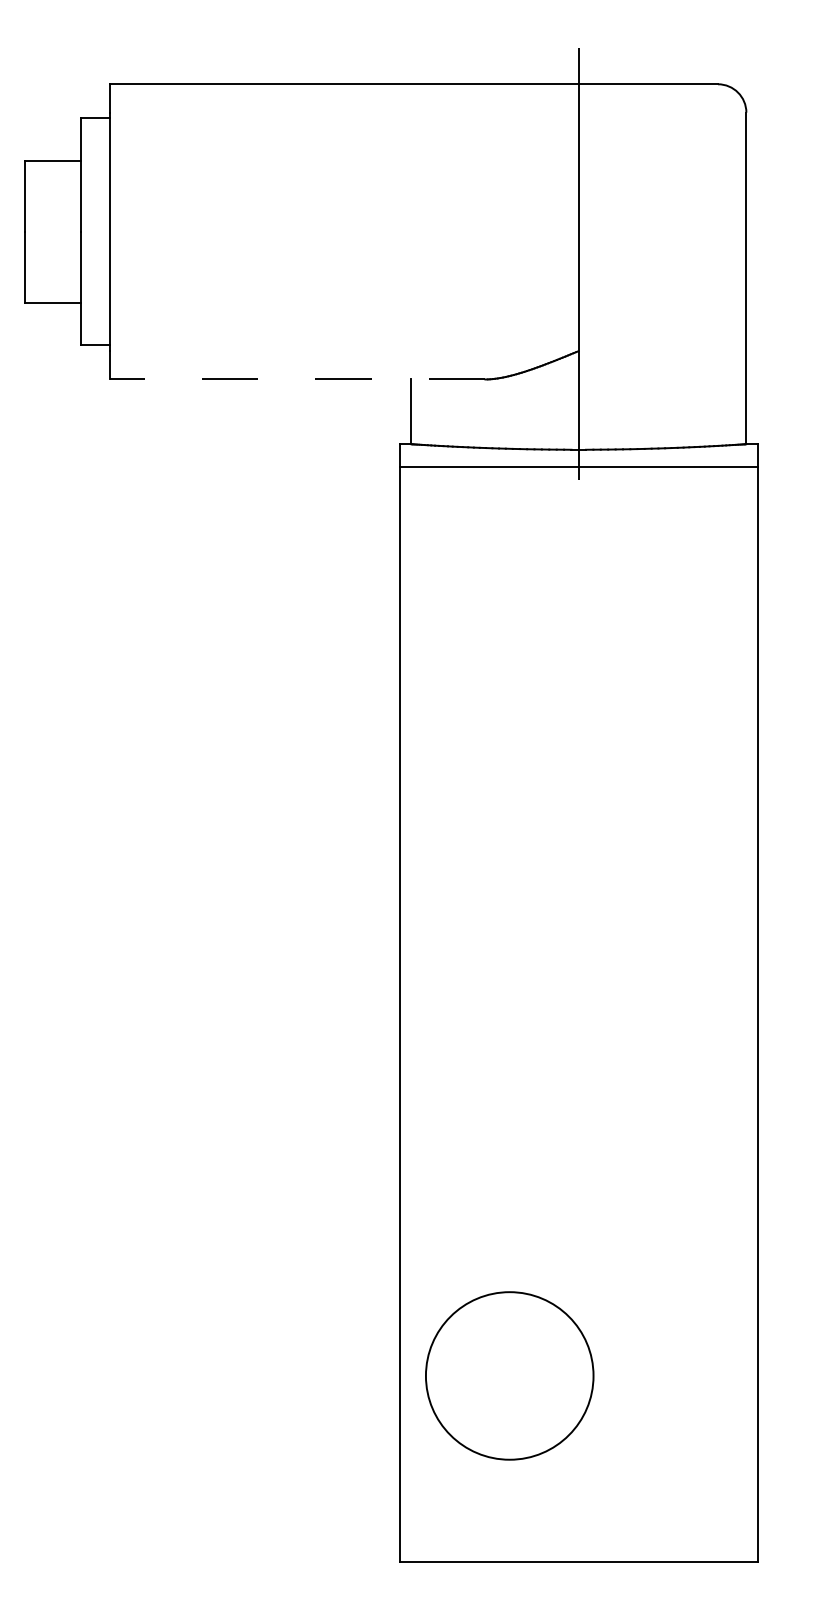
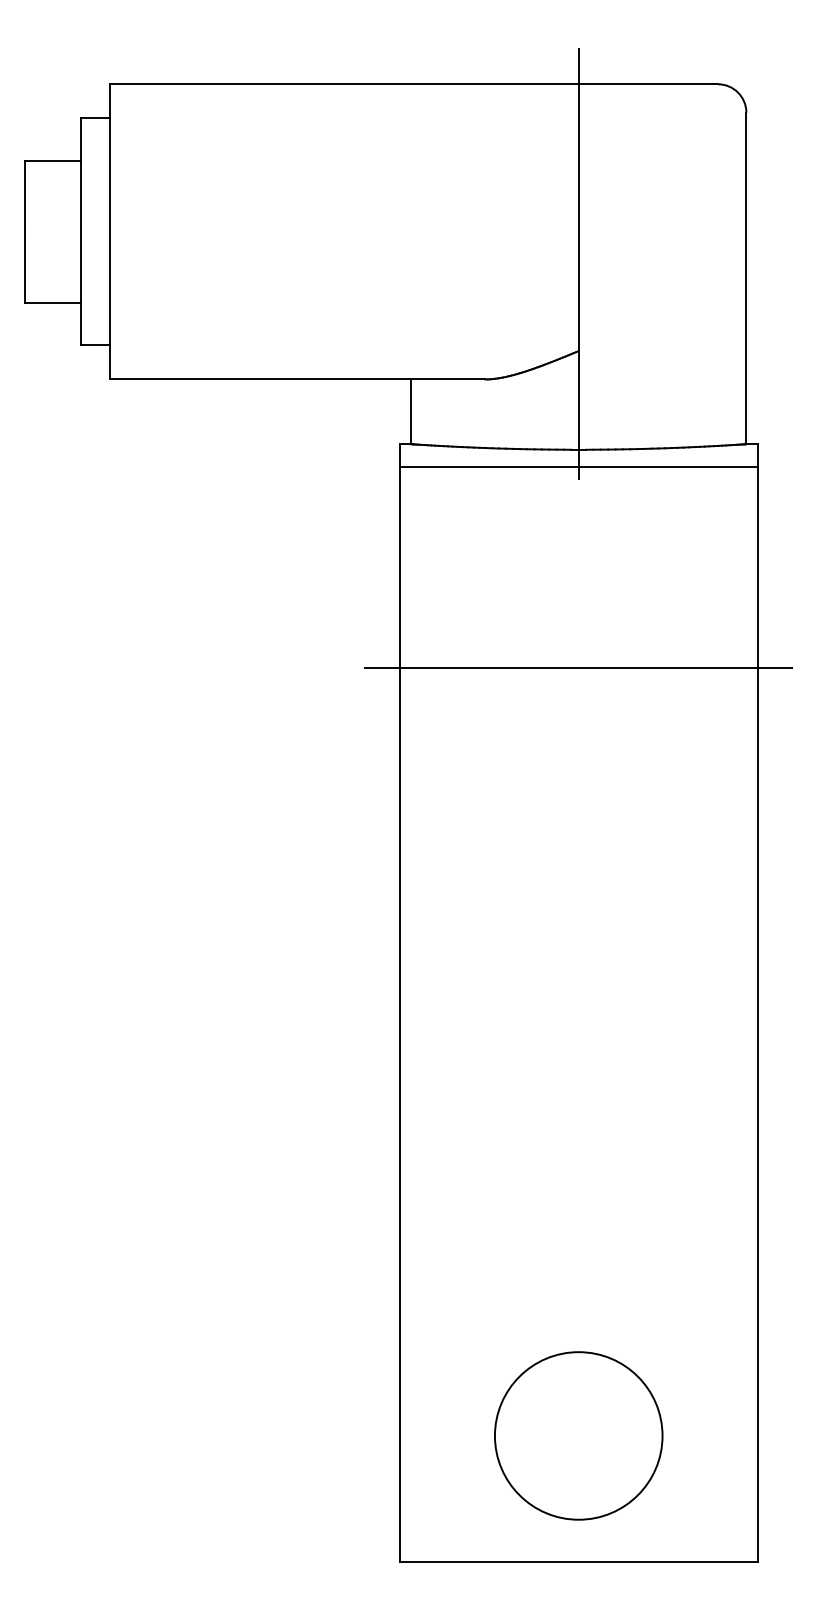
line: dashed -> solid (297, 379)
line: none -> present (578, 667)
circle position: (509, 1375) -> (578, 1435) (578, 1435)
